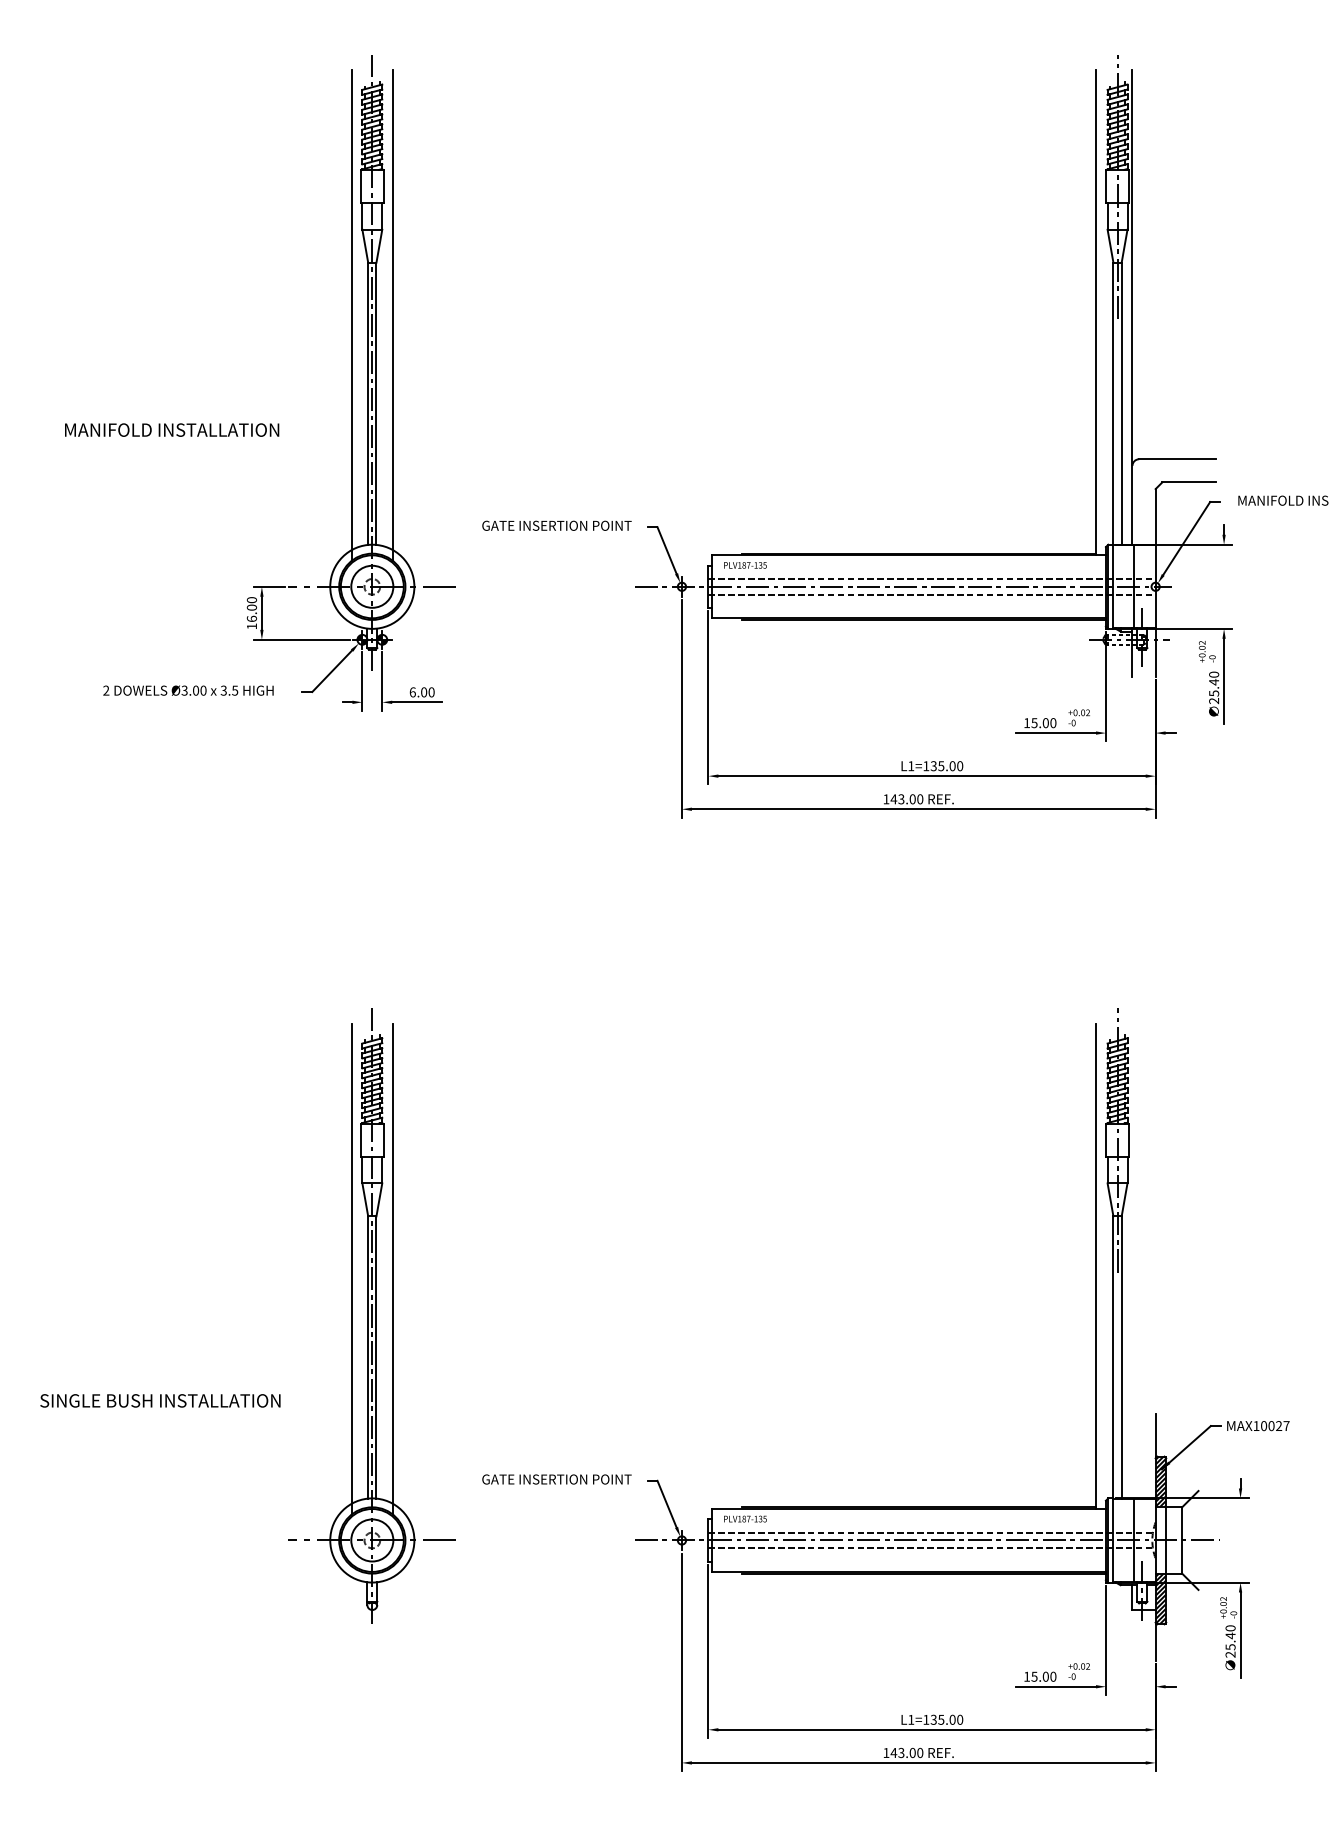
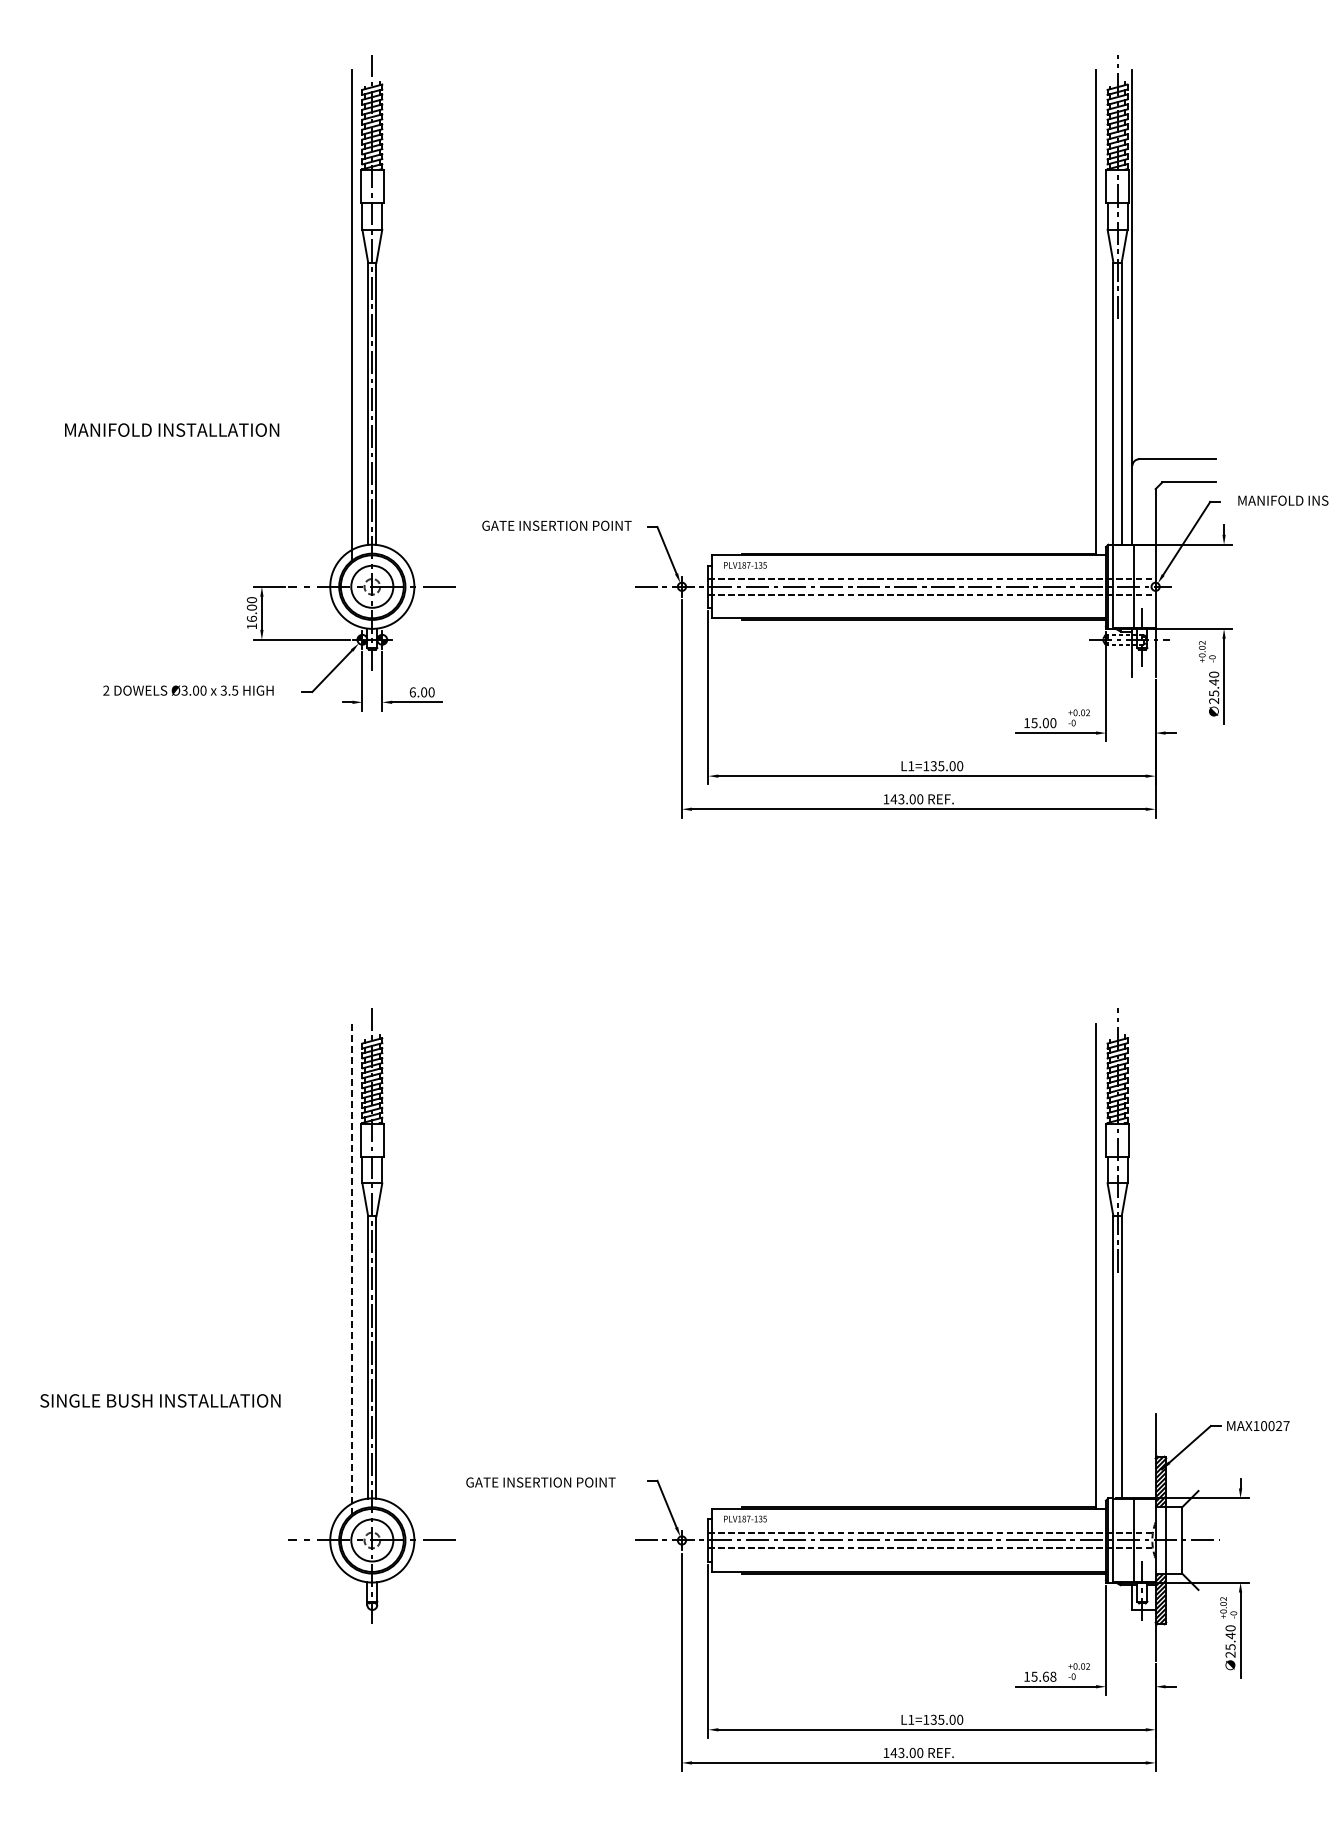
line: present -> none (393, 315)
line: solid -> dashed (351, 1268)
line: present -> none (393, 1268)
text position: (556, 1479) -> (540, 1482) (540, 1482)
text: 15.00 -> 15.68 (1049, 1676)
